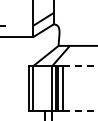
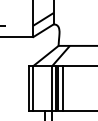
line: dashed -> solid (80, 66)
line: dashed -> solid (80, 111)
